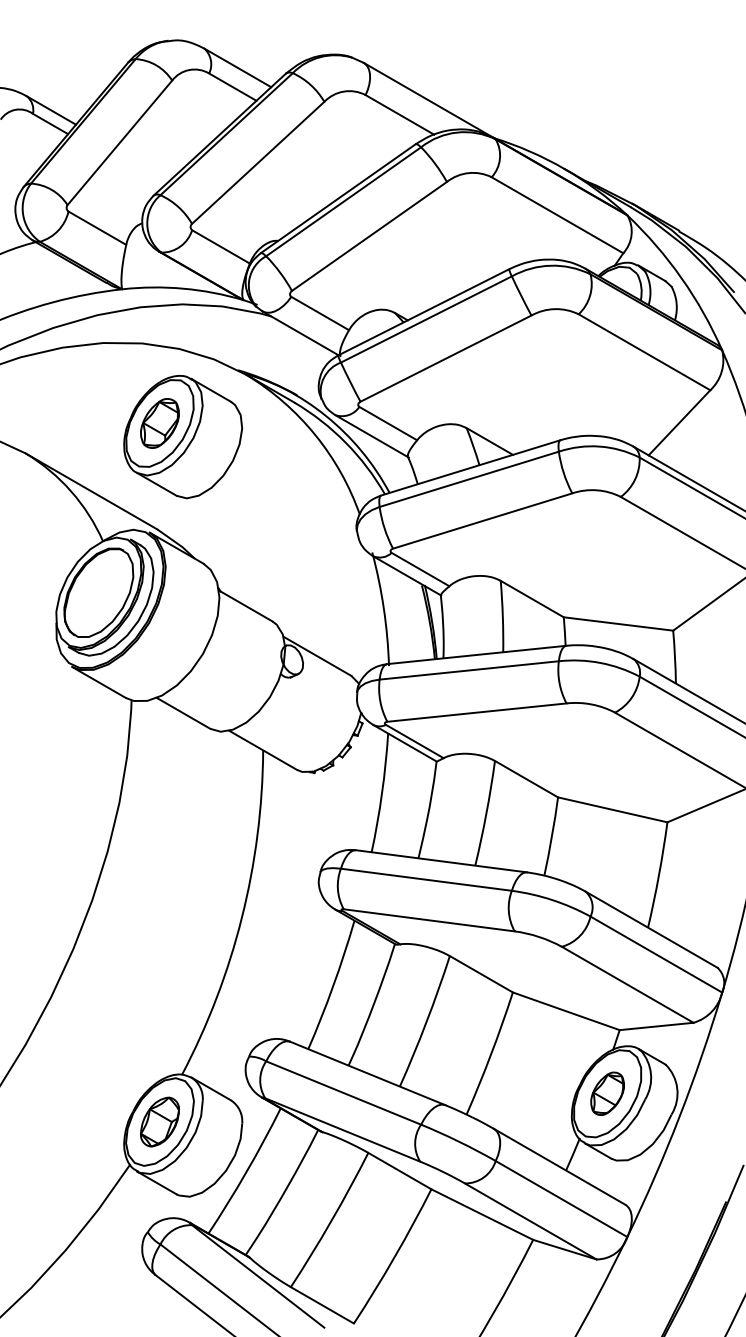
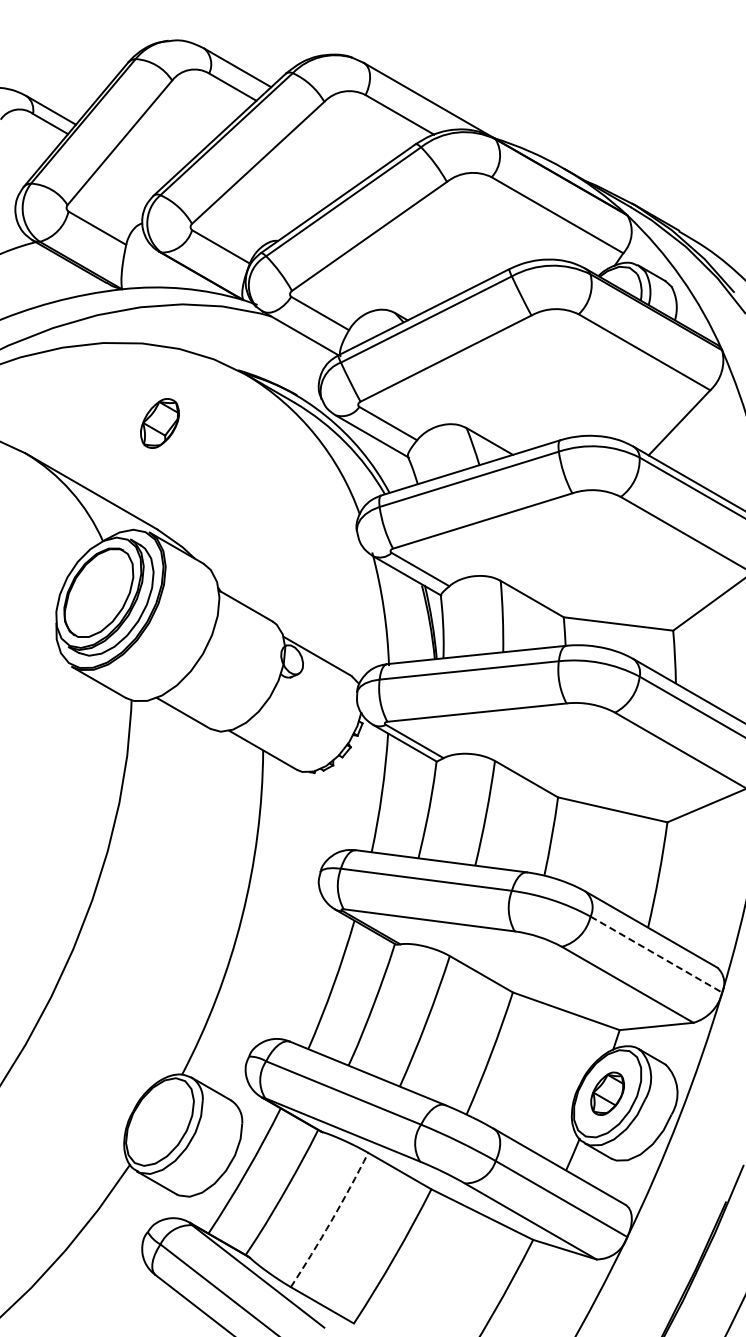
part: present -> none (183, 436)
line: solid -> dashed (656, 954)
part: present -> none (159, 1121)
arc: solid -> dashed (331, 1221)
